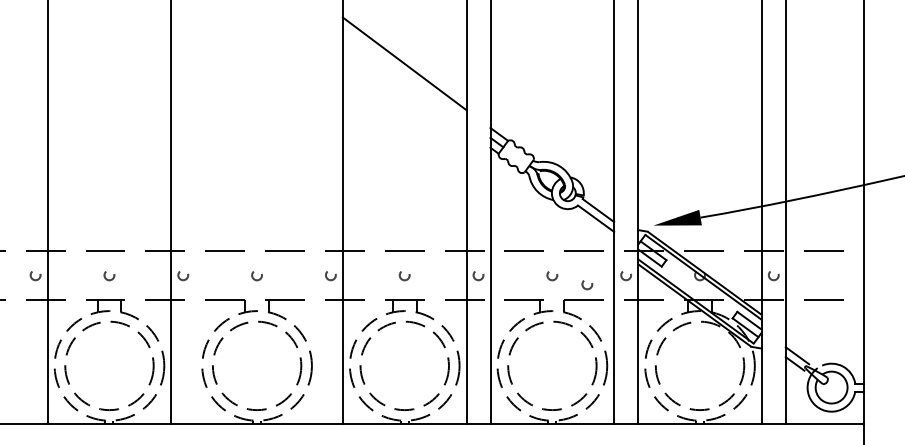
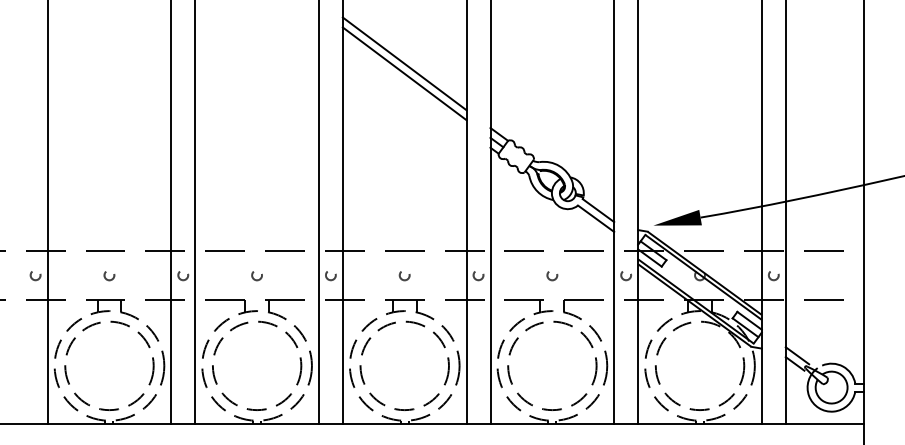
line: none -> present (404, 73)
line: none -> present (195, 212)
line: none -> present (318, 212)
circle: present -> none (587, 285)
